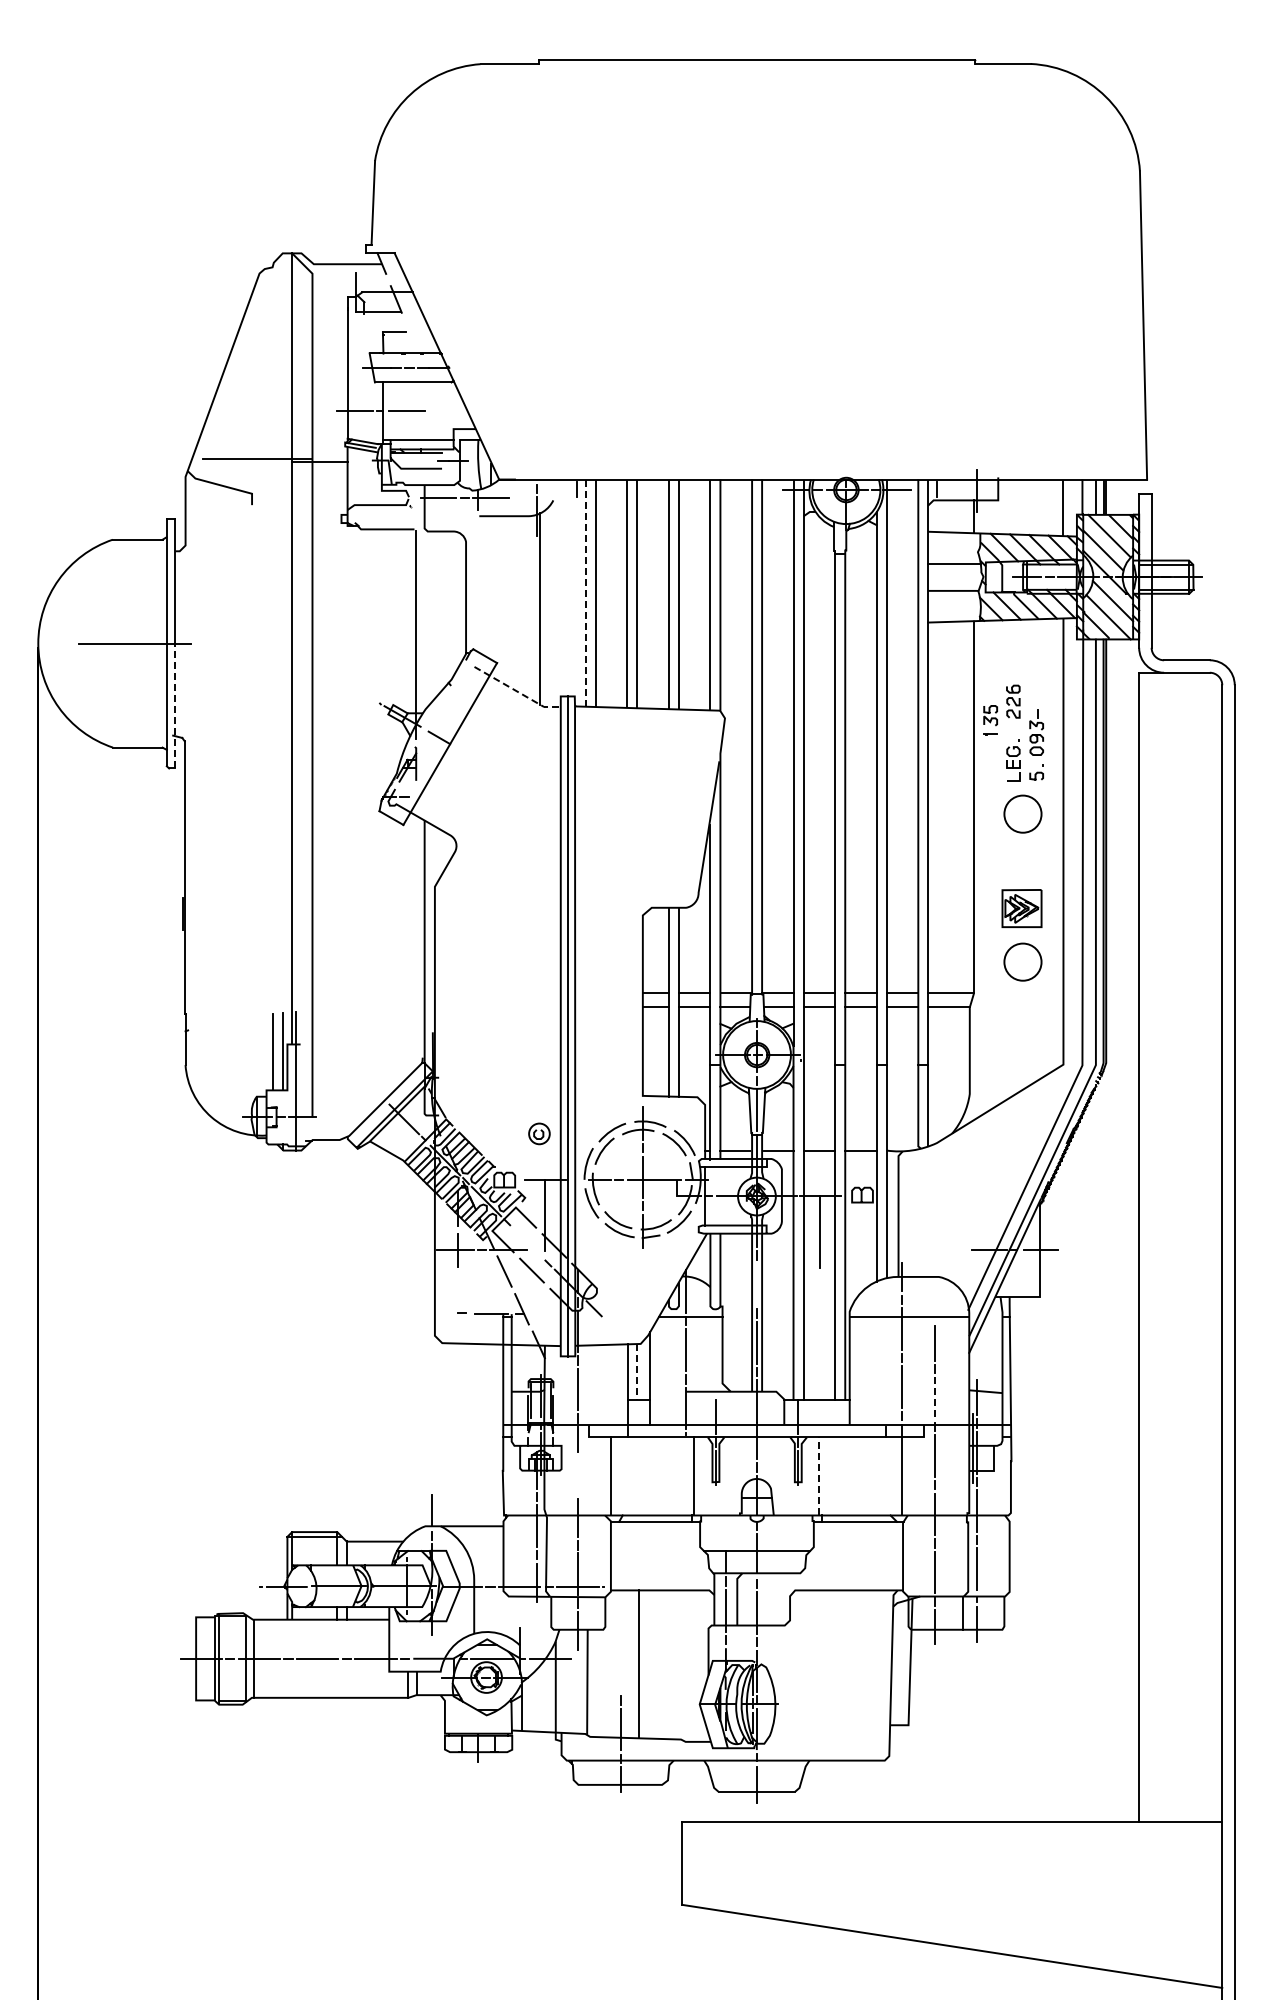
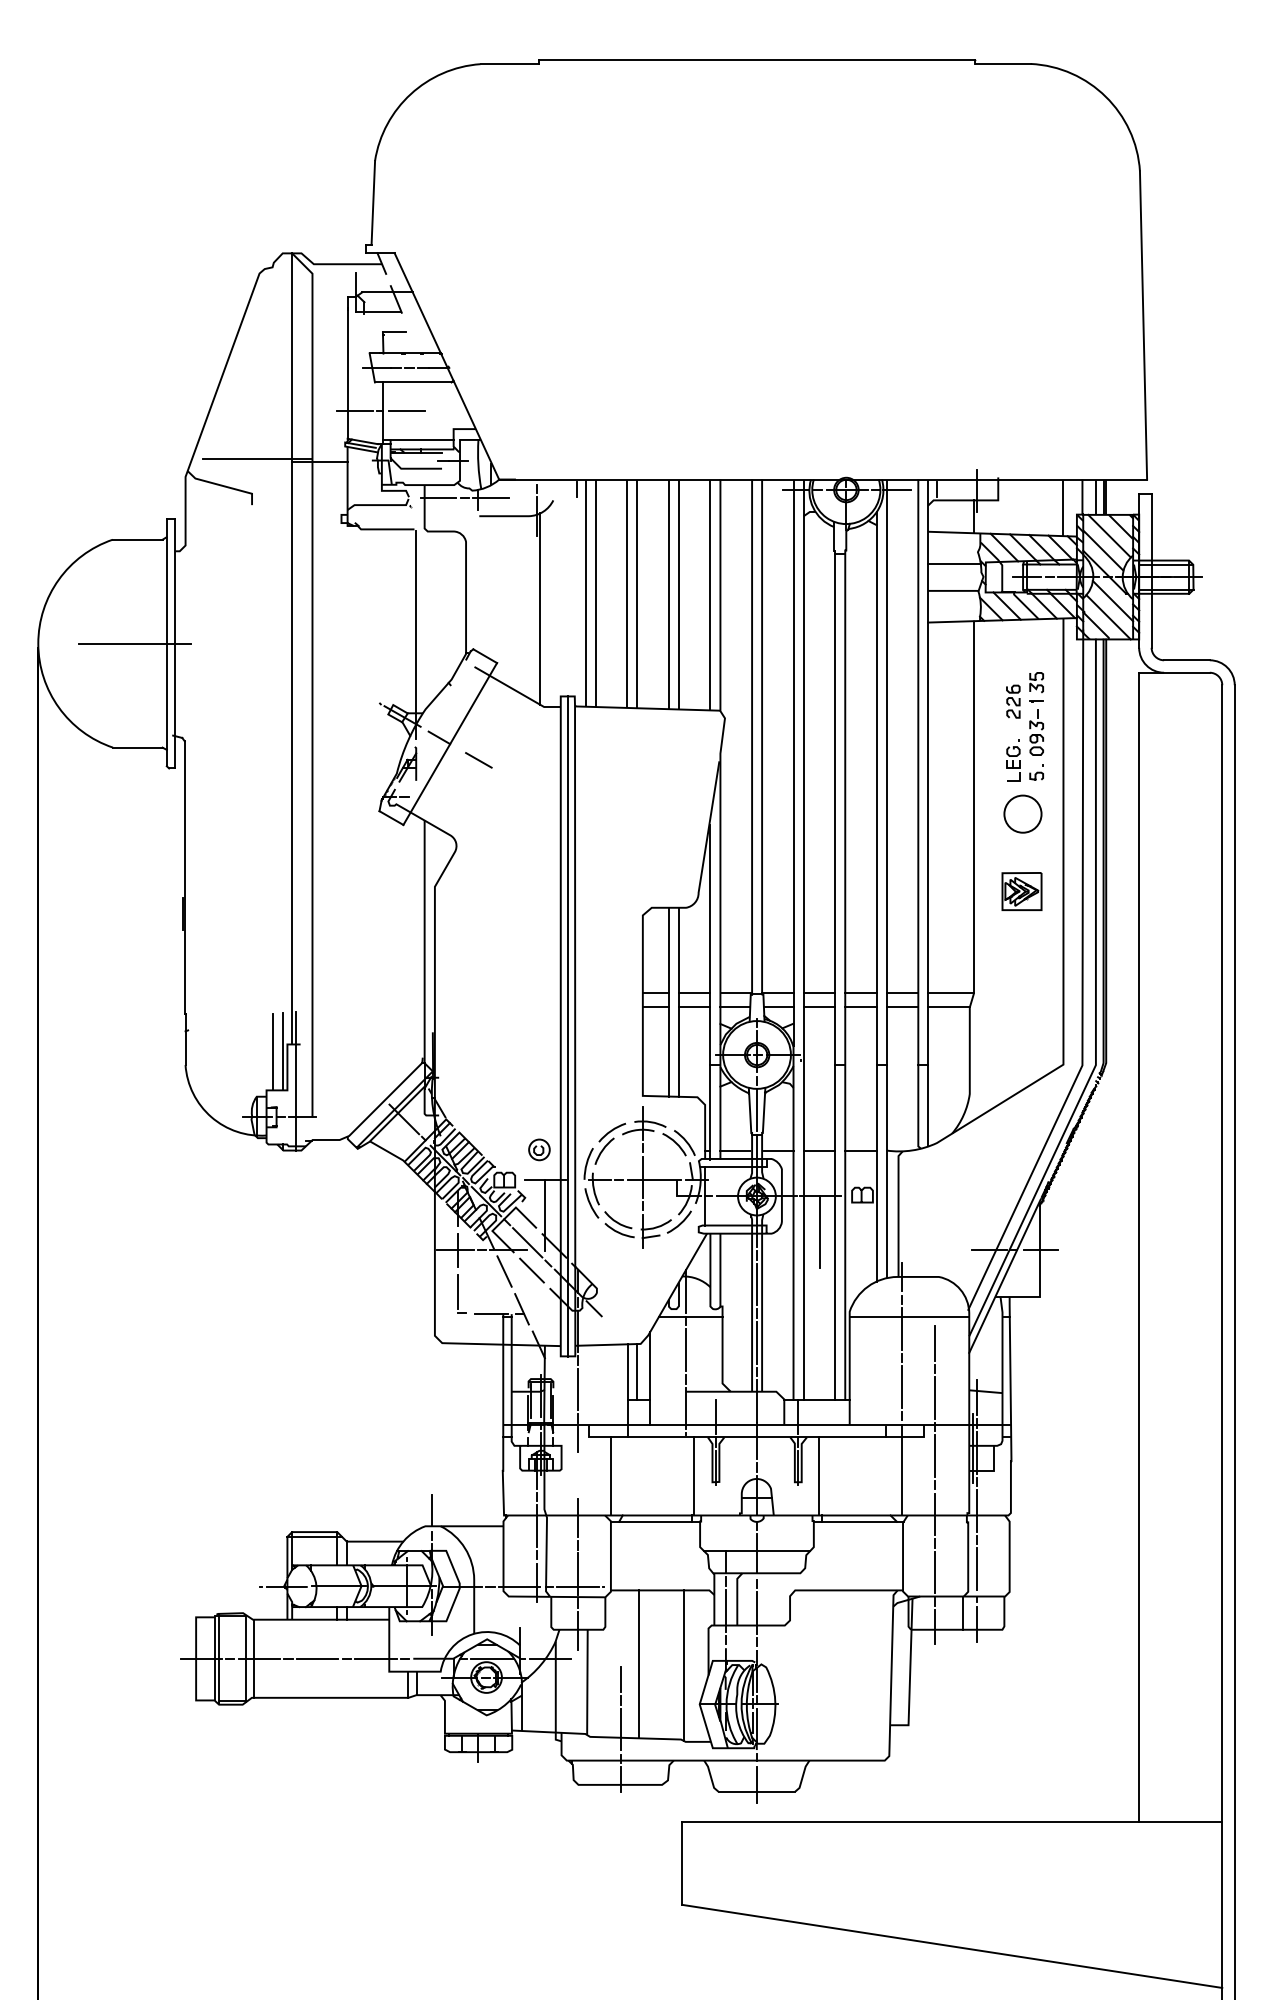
line: dashed -> solid (585, 593)
line: dashed -> solid (517, 691)
line: dashed -> solid (175, 705)
part position: (990, 720) -> (1036, 687) (1036, 687)
line: none -> present (478, 760)
part position: (1021, 908) -> (1021, 891) (1021, 891)
circle: present -> none (1022, 961)
part position: (539, 1133) -> (539, 1149) (539, 1149)
line: none -> present (527, 1242)
line: none -> present (756, 1284)
line: none -> present (457, 1291)
line: dashed -> solid (637, 1371)
line: dashed -> solid (935, 1397)
line: dashed -> solid (819, 1475)
line: none -> present (683, 1665)
line: none -> present (620, 1679)
